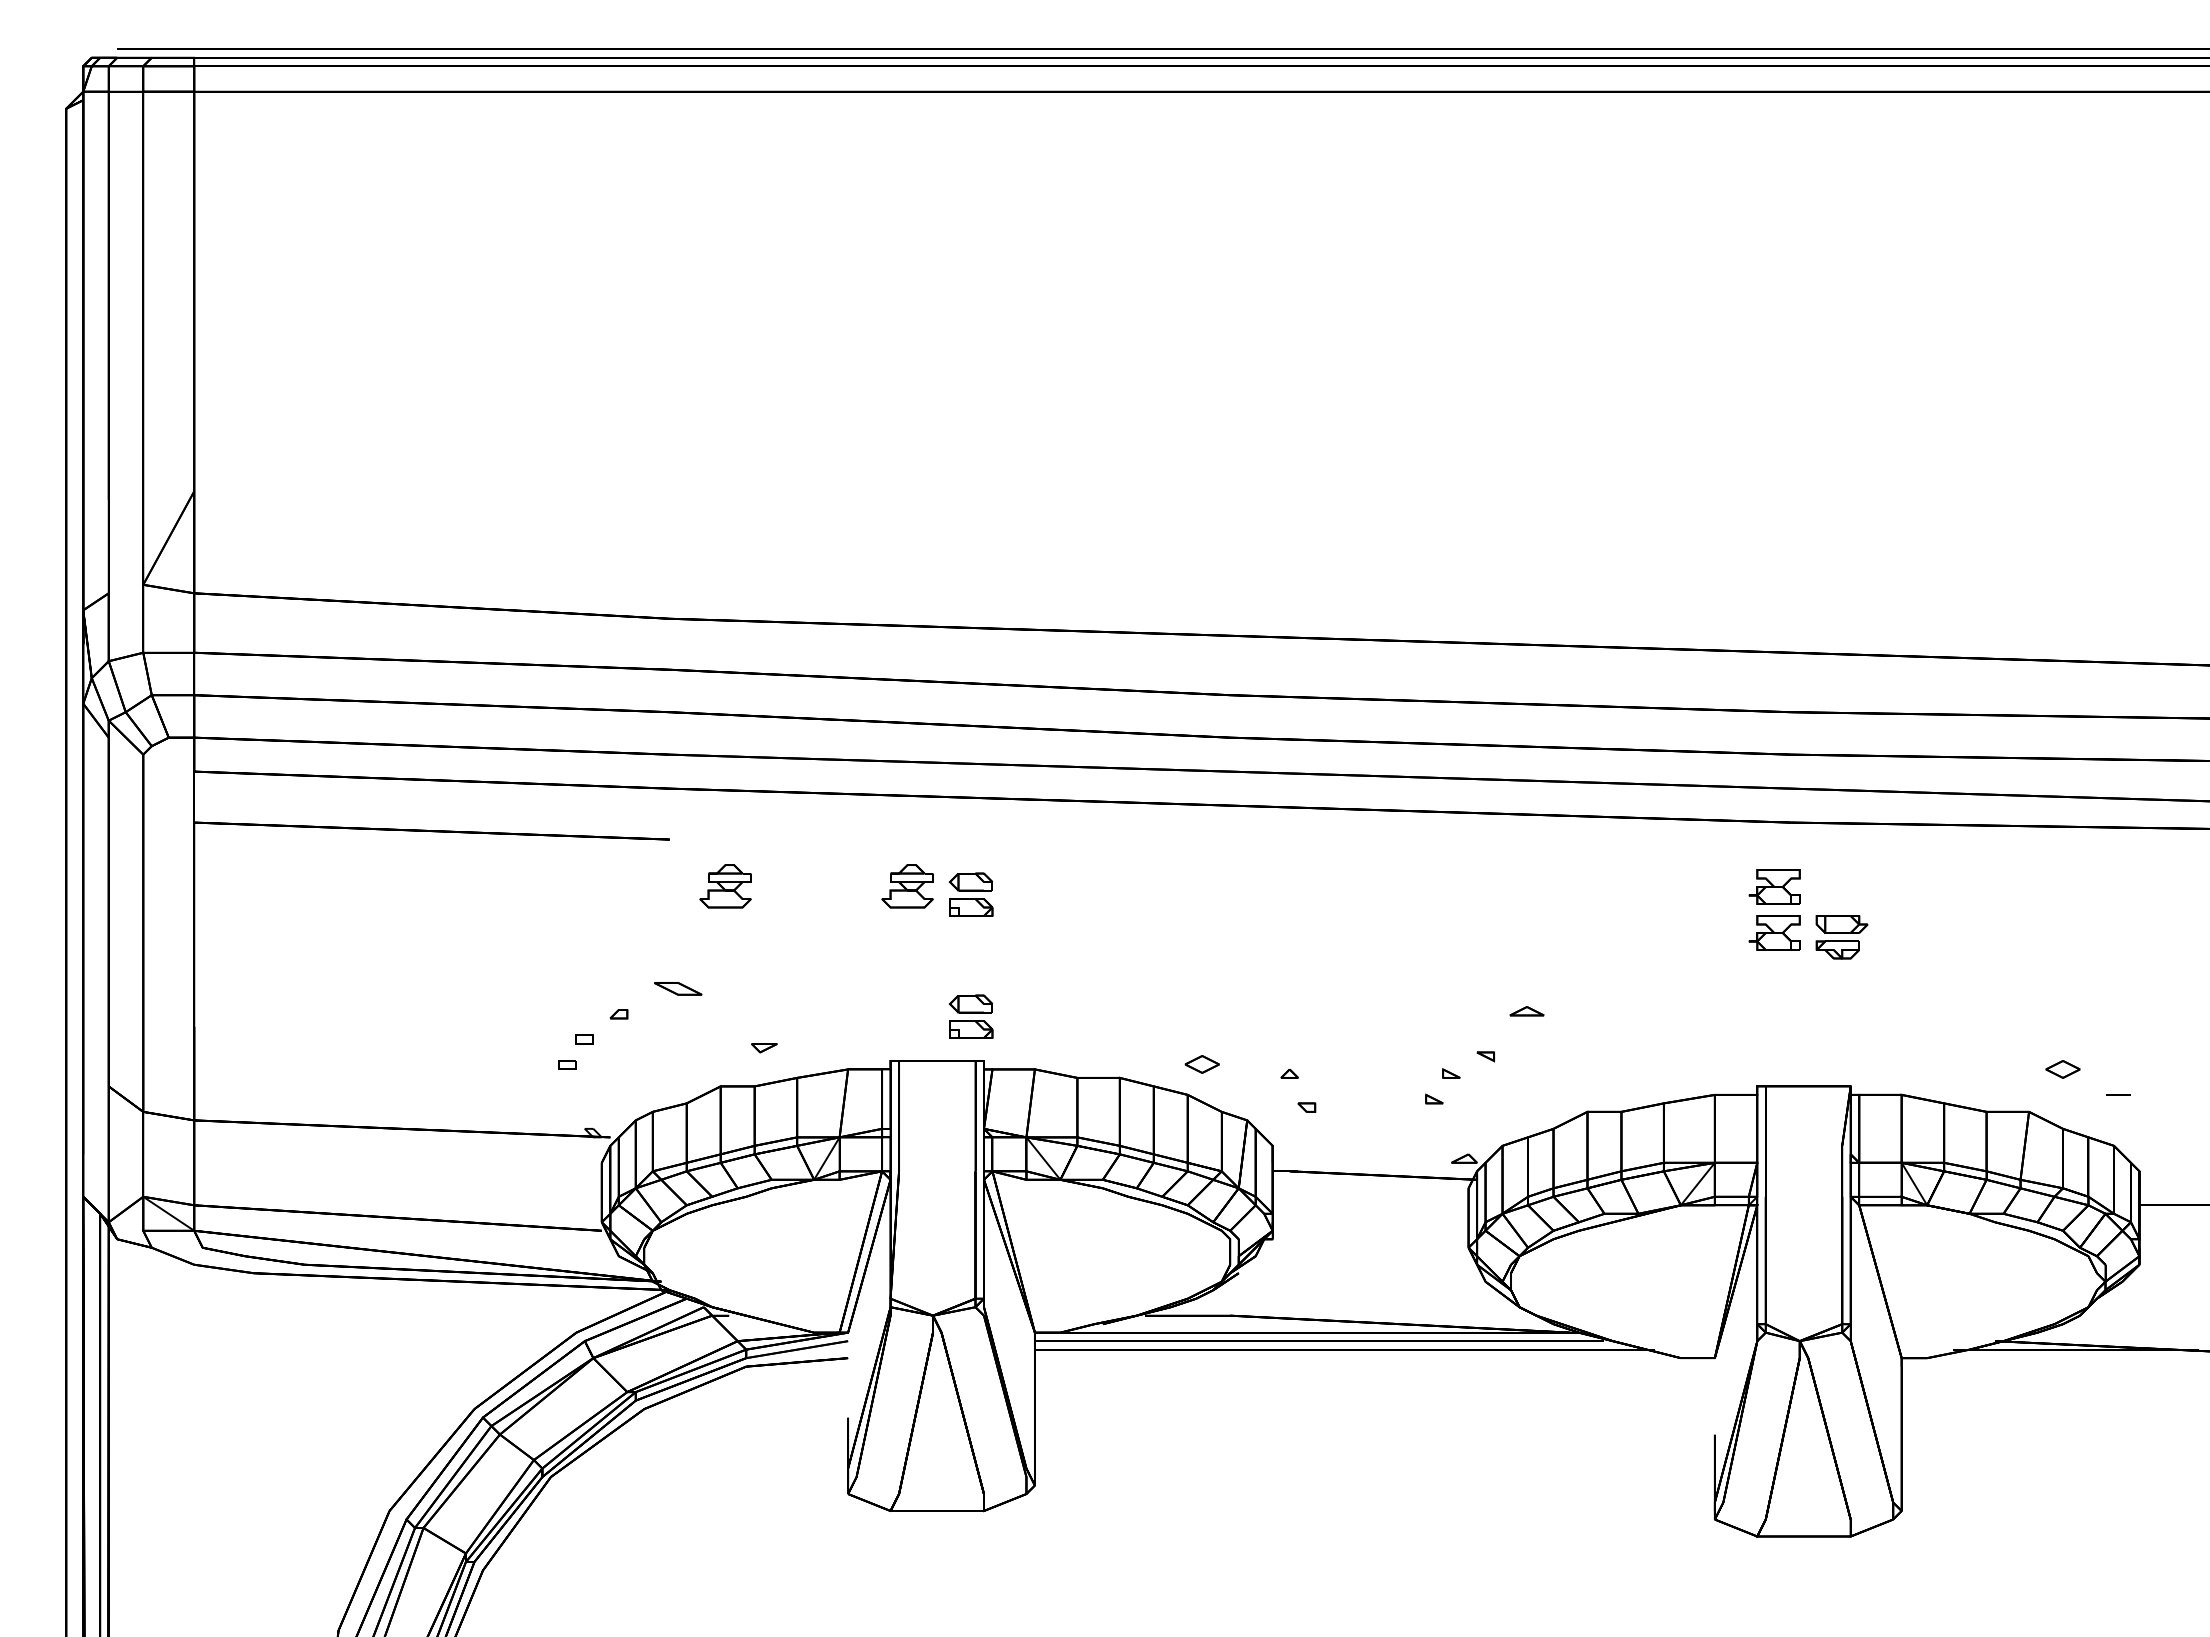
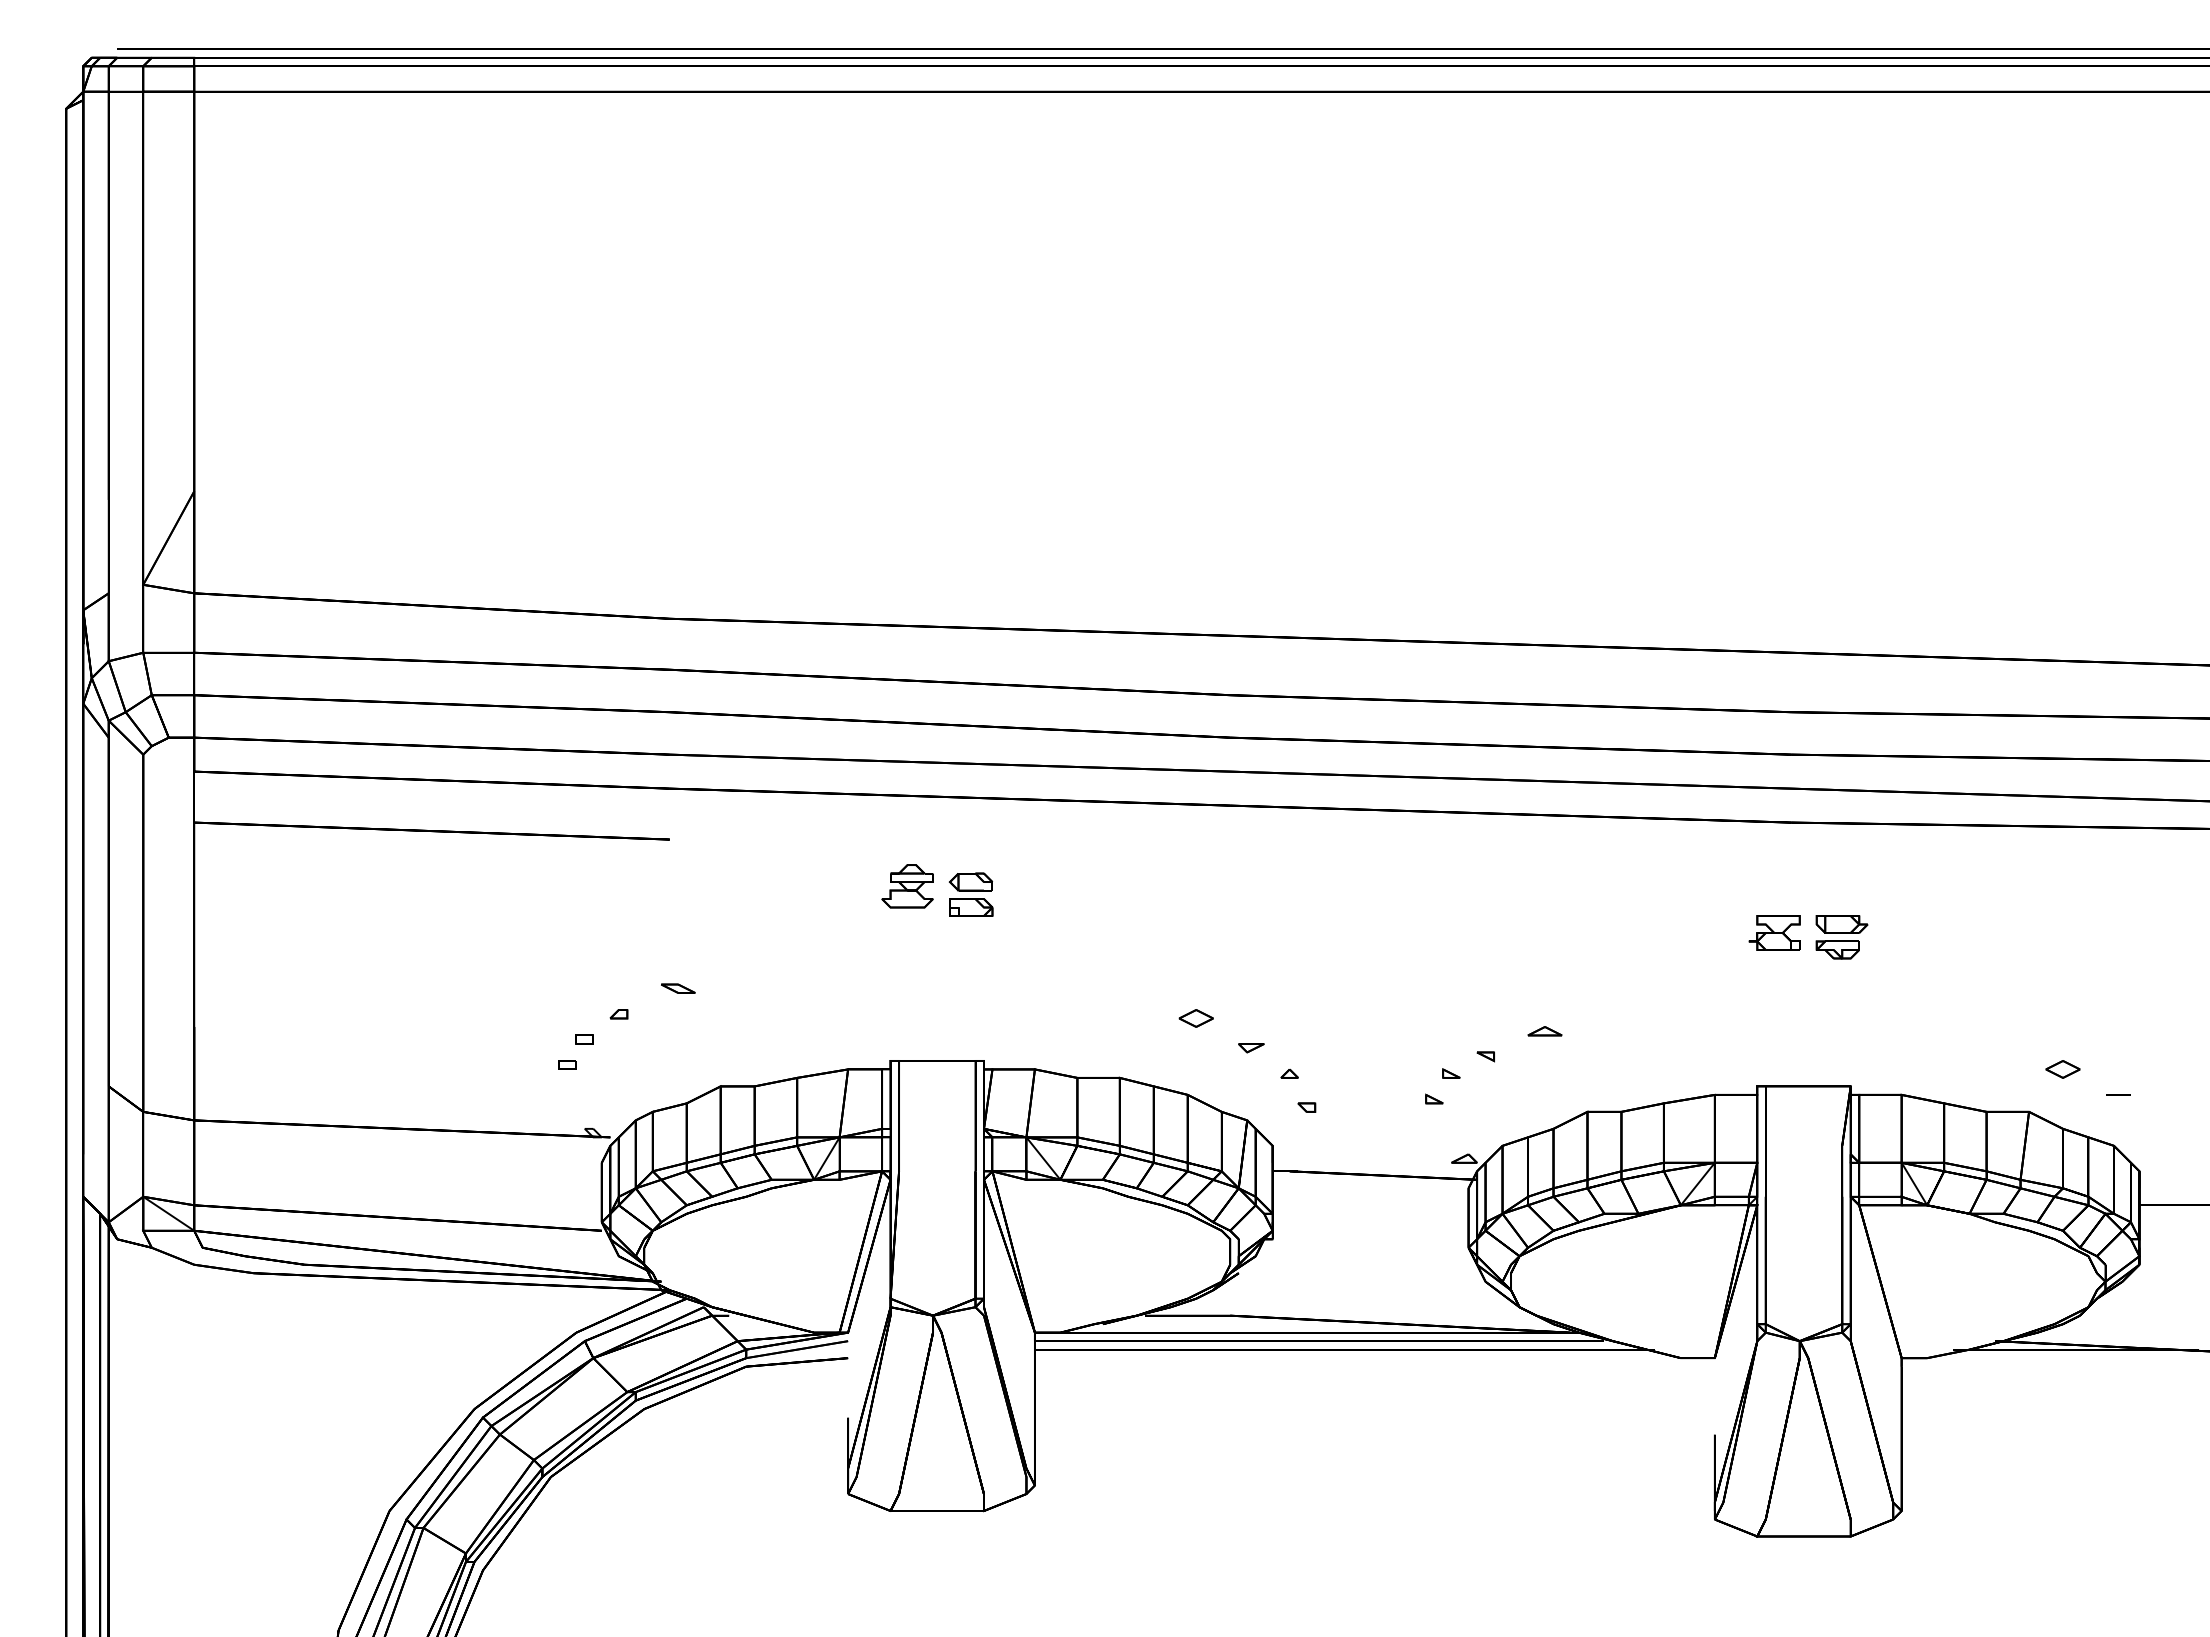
part: present -> none (725, 886)
part: present -> none (1774, 886)
part size: 49x14 px -> 35x11 px (678, 988)
part position: (1526, 1011) -> (1544, 1031) (1544, 1031)
part: present -> none (970, 1016)
part position: (764, 1048) -> (1251, 1048) (1251, 1048)
part position: (1201, 1064) -> (1195, 1018) (1195, 1018)
